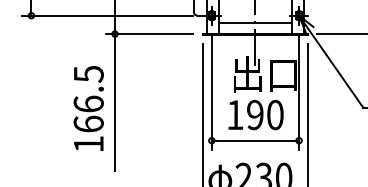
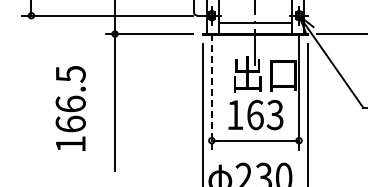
line: solid -> dashed (211, 91)
text position: (88, 108) -> (70, 108) (70, 108)
text: 190 -> 163 (265, 114)
